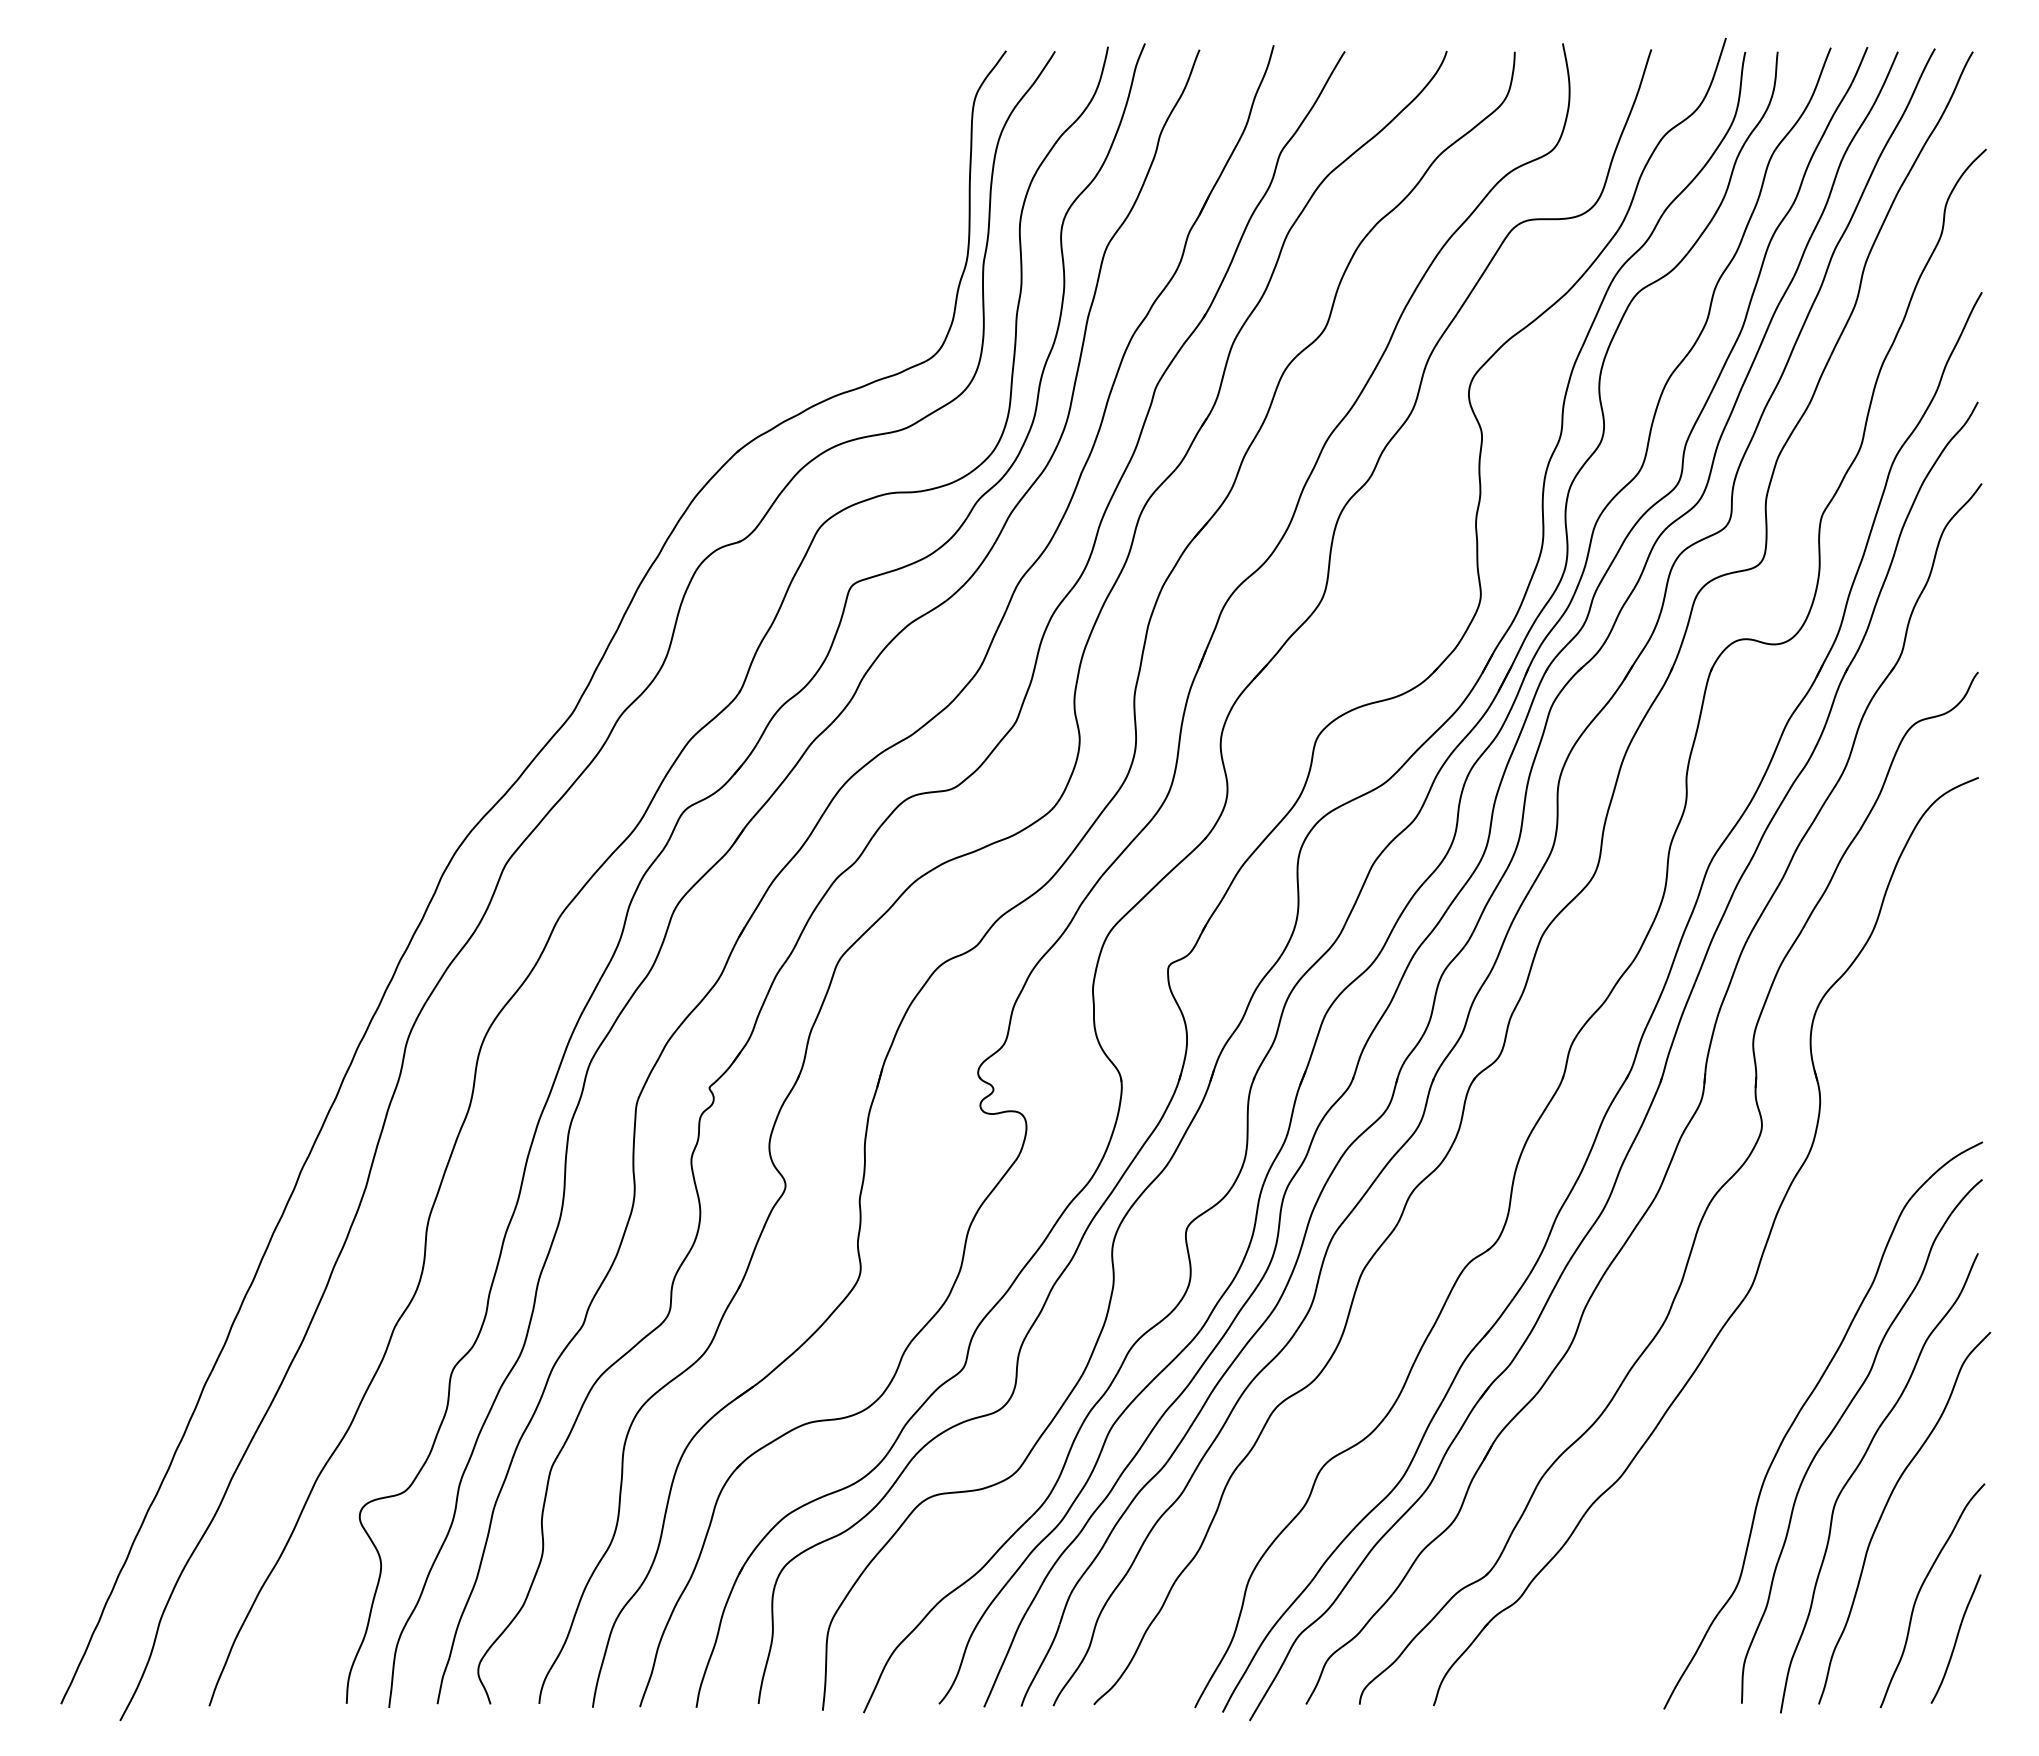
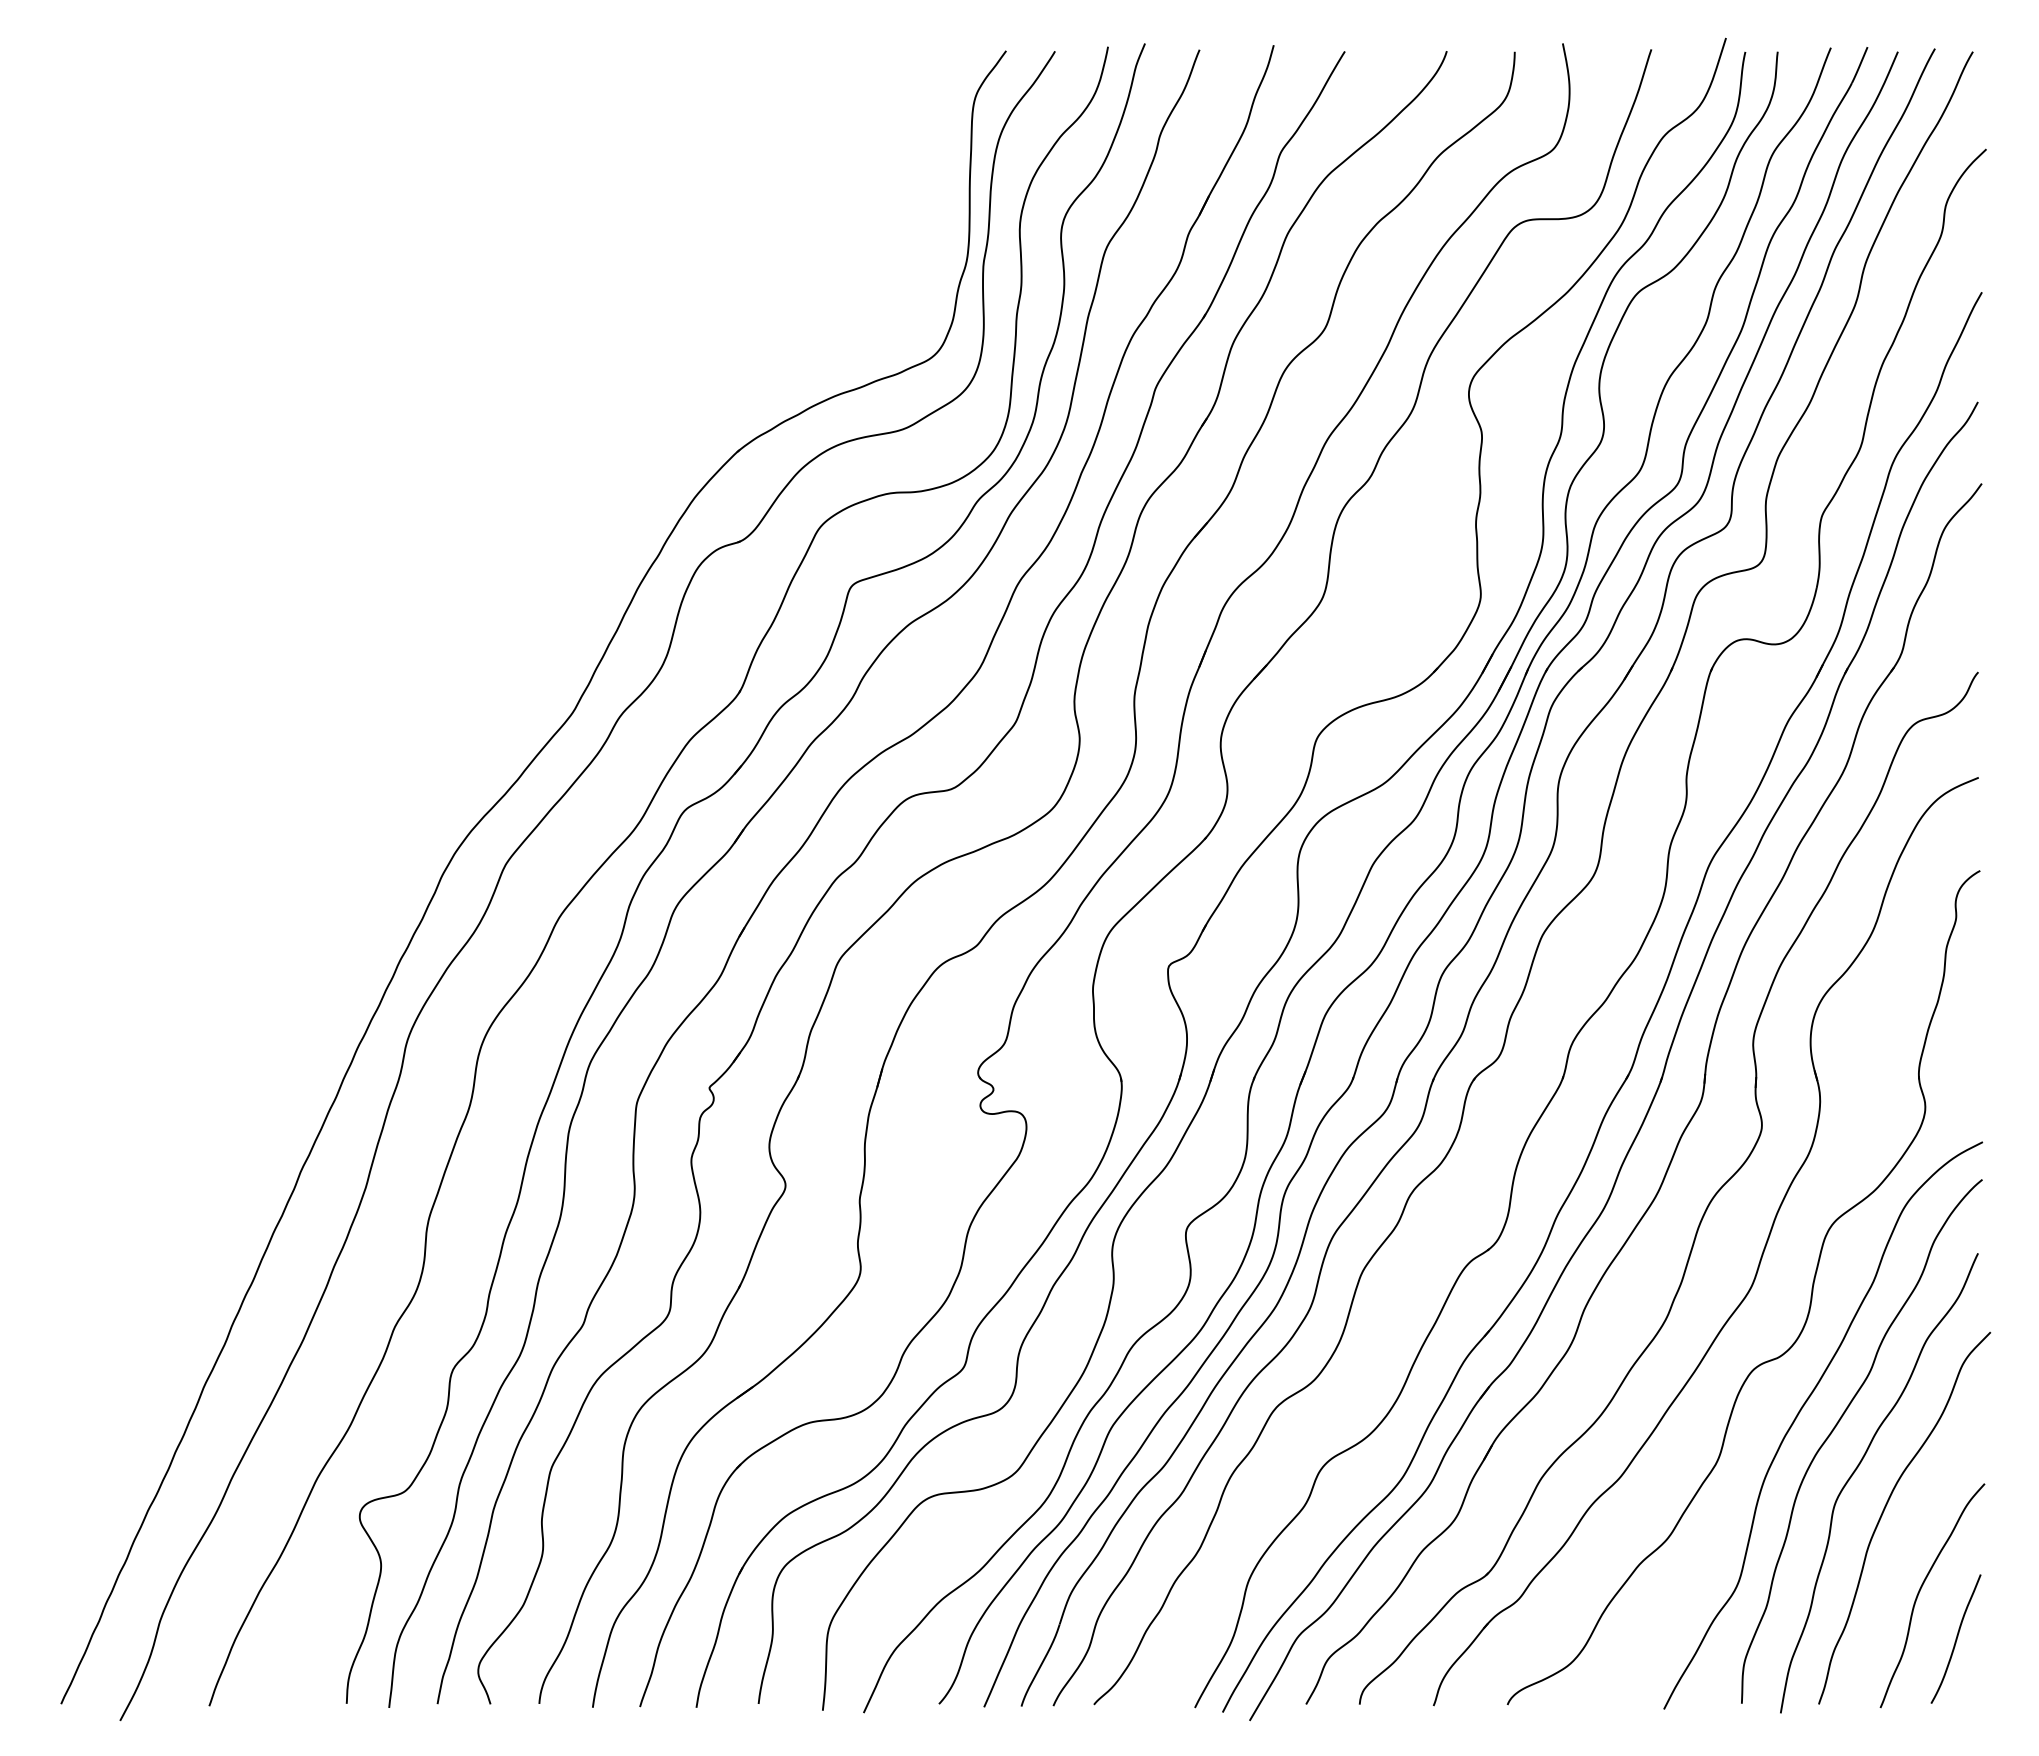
part: none -> present (1810, 1295)
